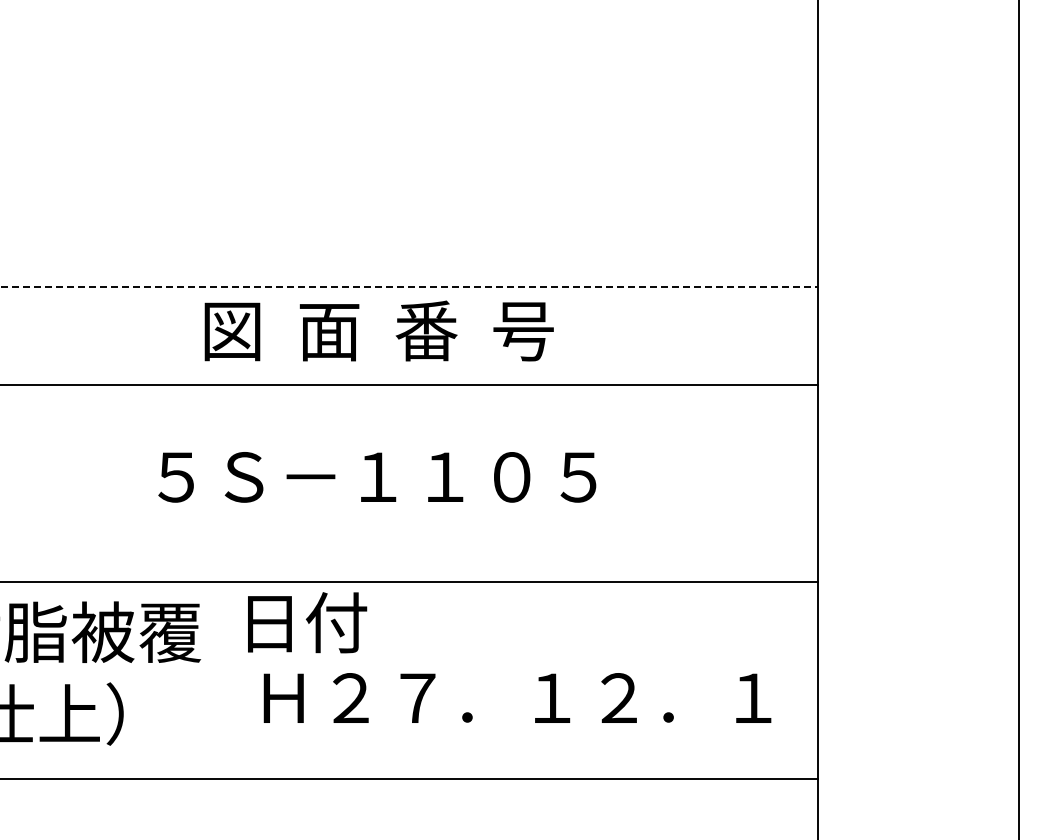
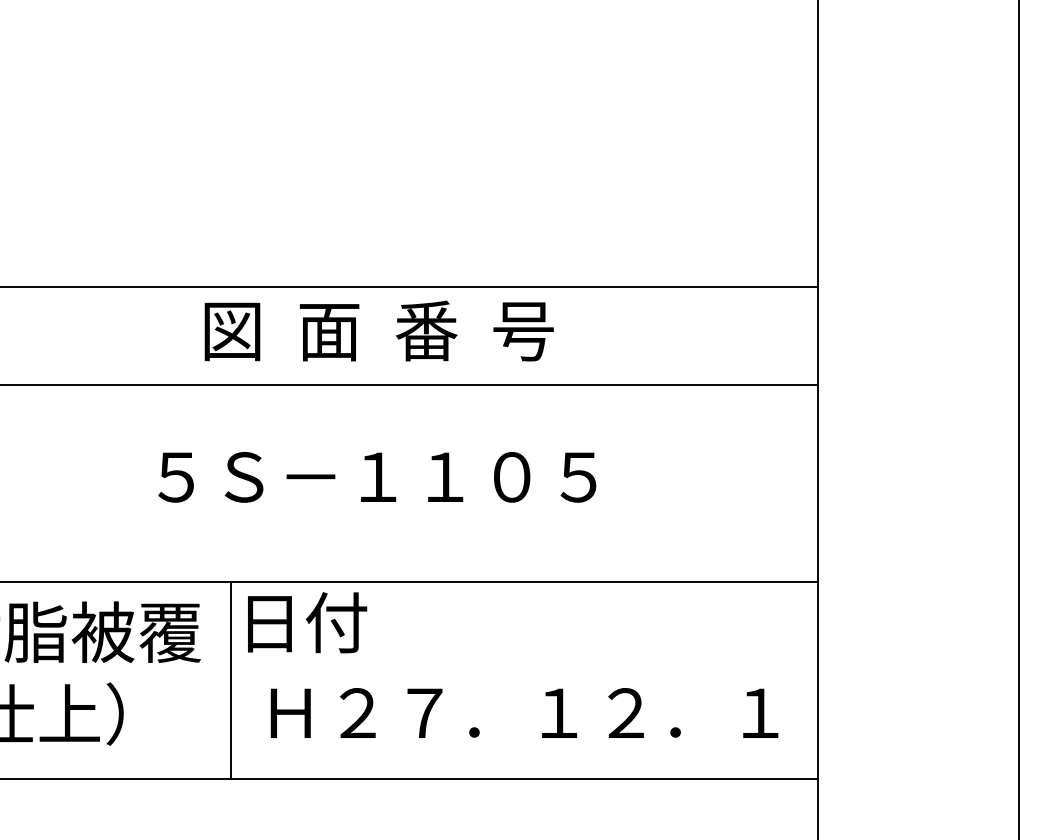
line: dashed -> solid (409, 287)
line: none -> present (230, 680)
text position: (517, 697) -> (524, 712) (524, 712)
